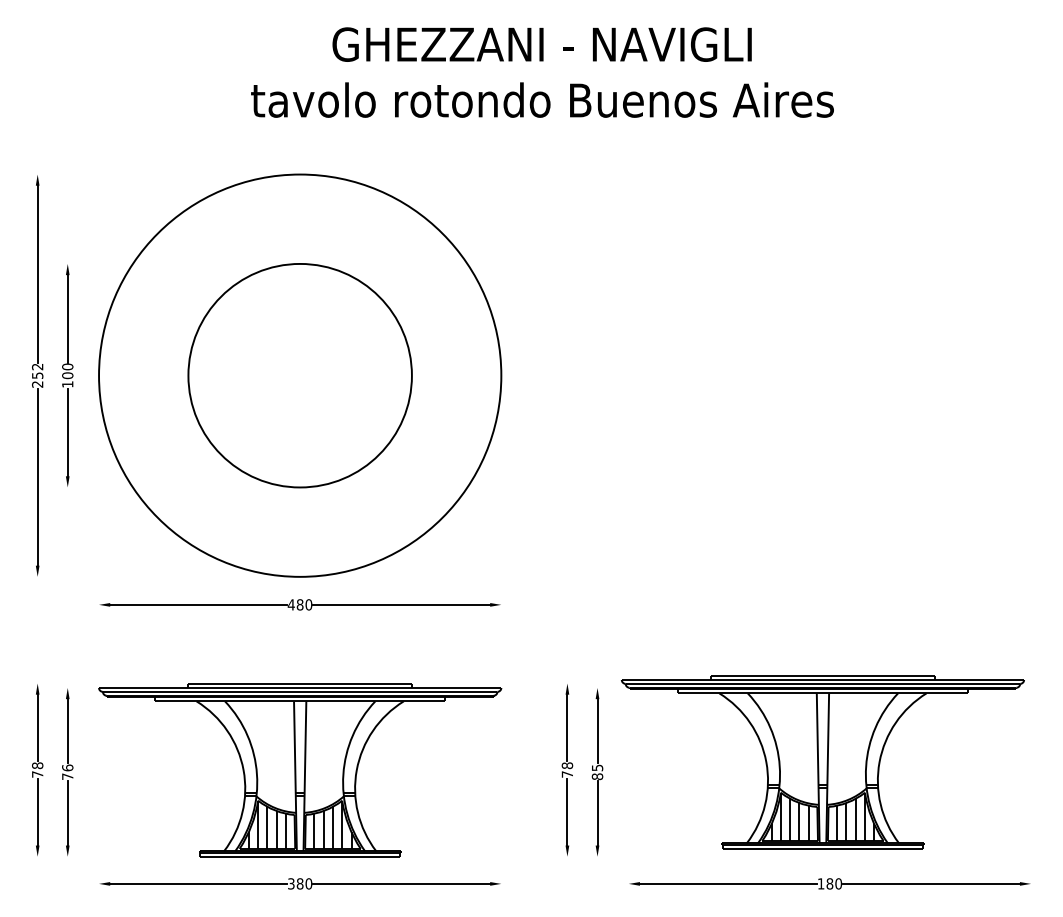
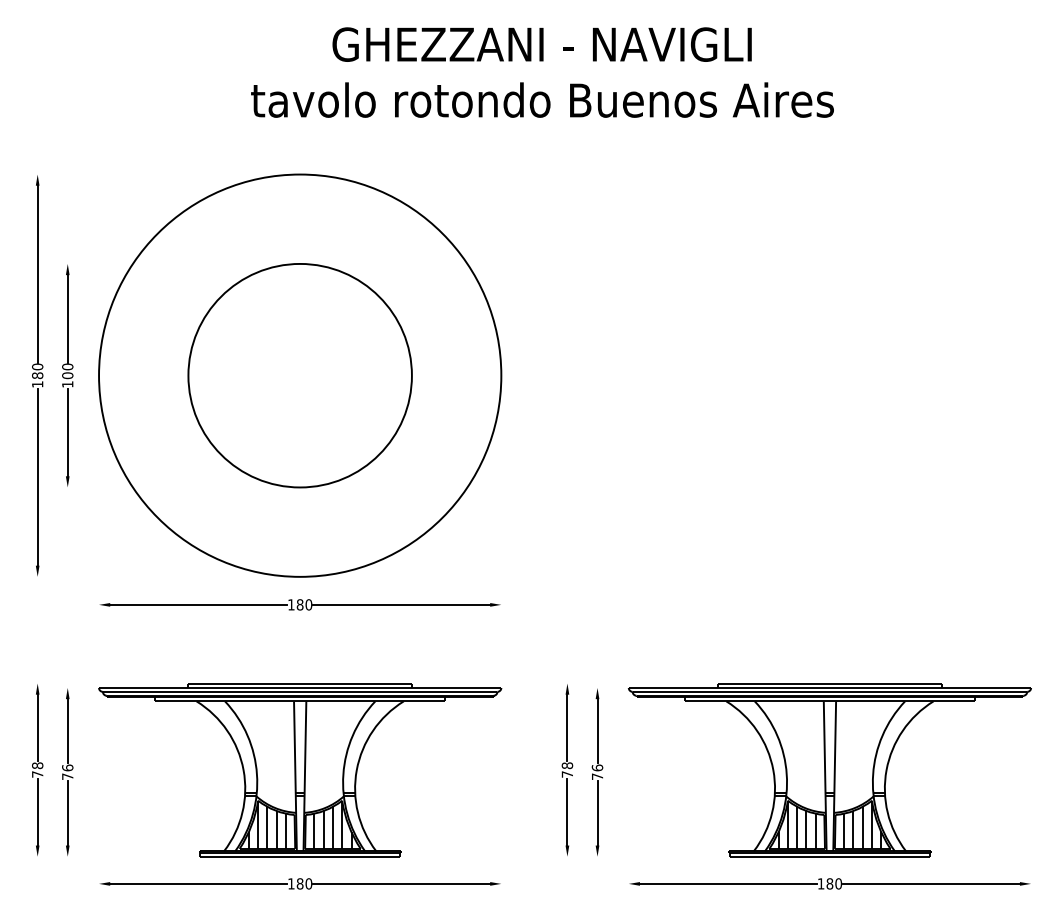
text: 252 -> 180 (37, 375)
text: 480 -> 180 (290, 604)
part position: (822, 762) -> (829, 770) (829, 770)
text: 85 -> 76 (597, 772)
text: 380 -> 180 (291, 883)
